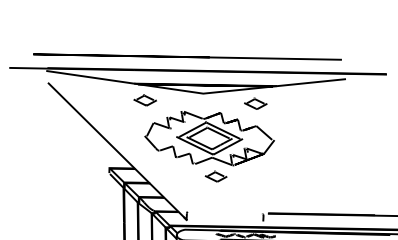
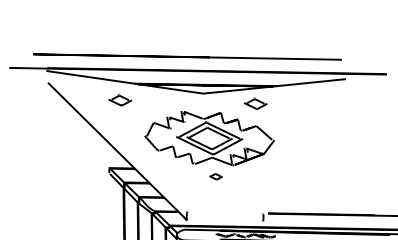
part position: (144, 100) -> (119, 100) (119, 100)
part size: 24x13 px -> 14x8 px (215, 176)
